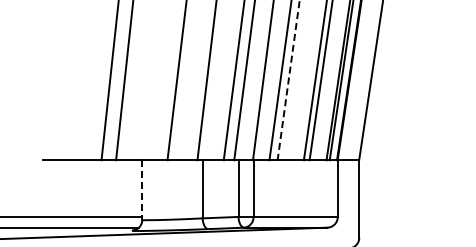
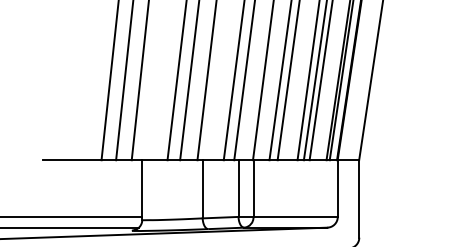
line: dashed -> solid (288, 80)
line: none -> present (139, 81)
line: none -> present (189, 81)
line: none -> present (308, 81)
line: dashed -> solid (142, 190)
